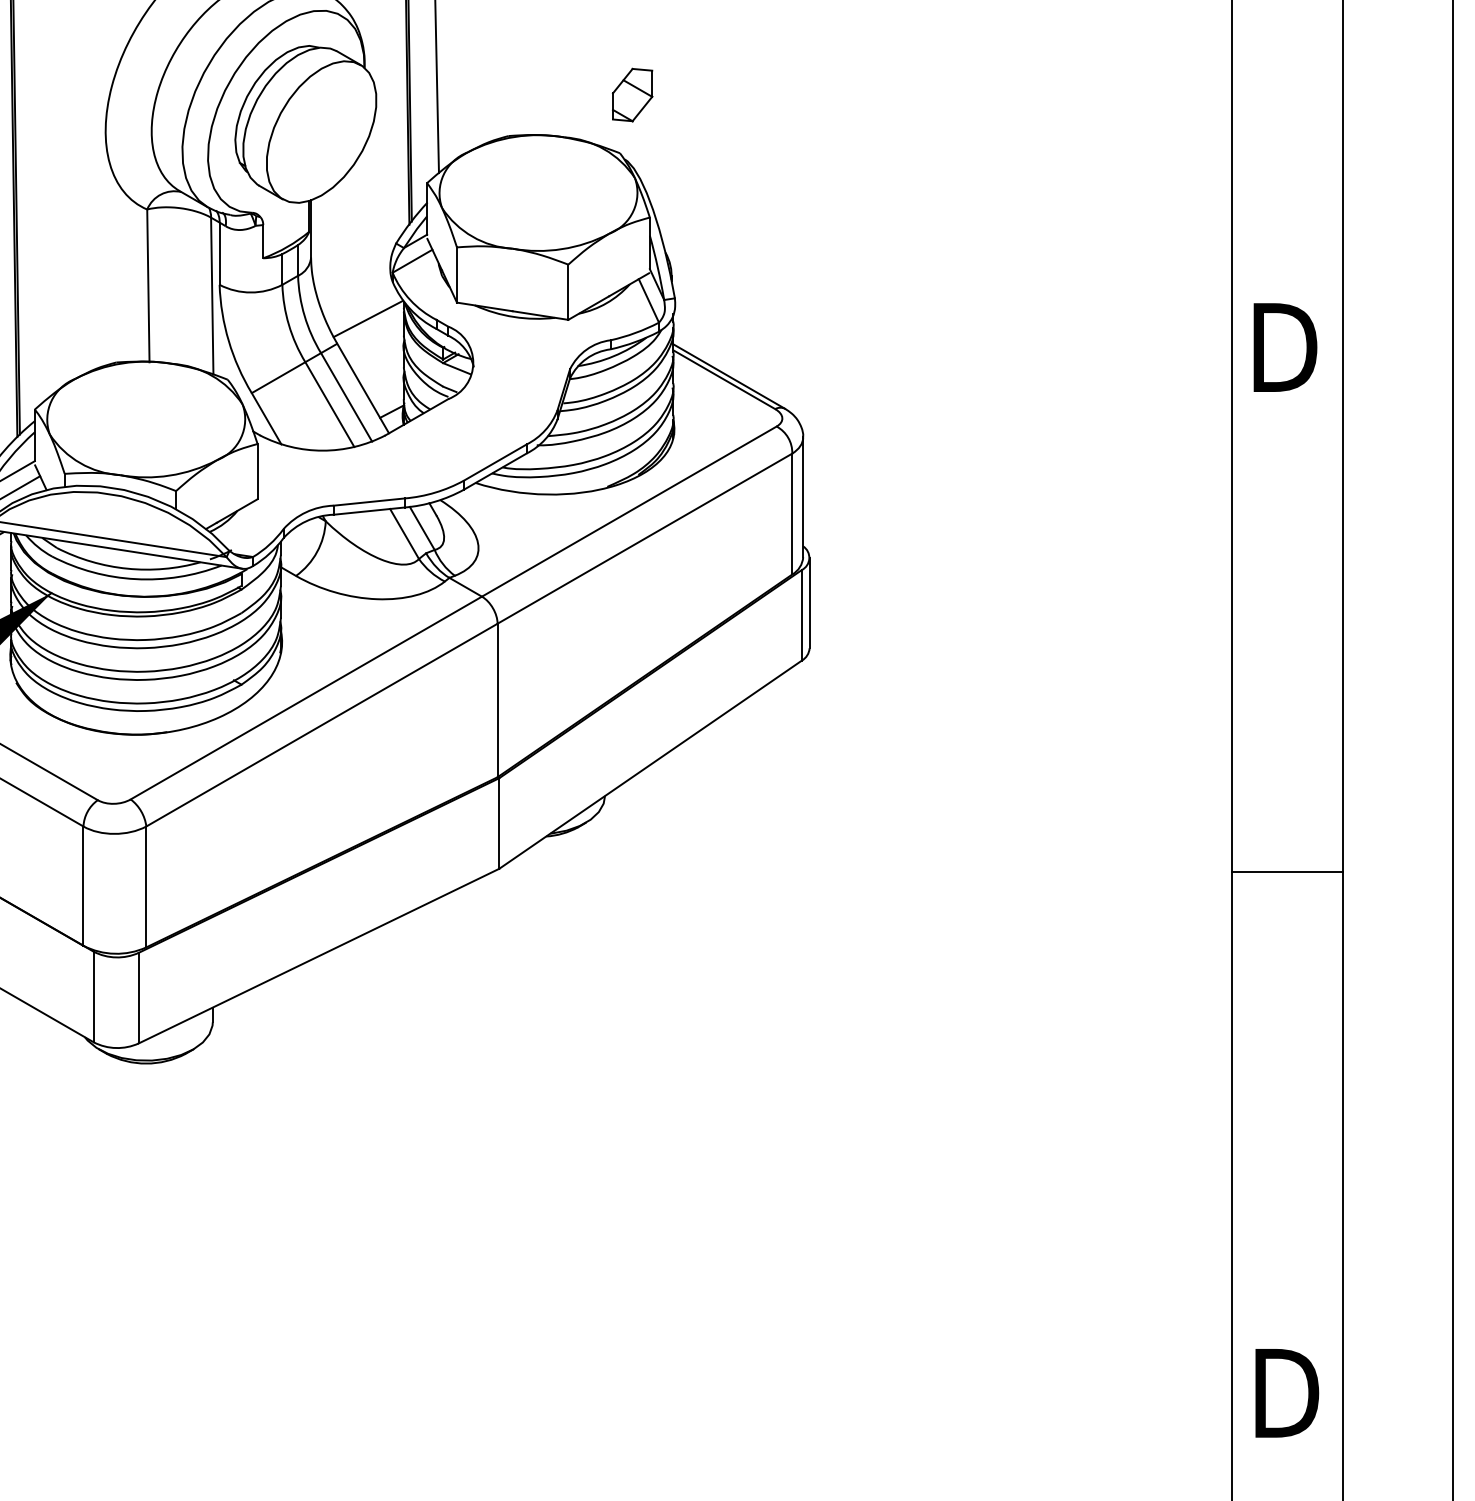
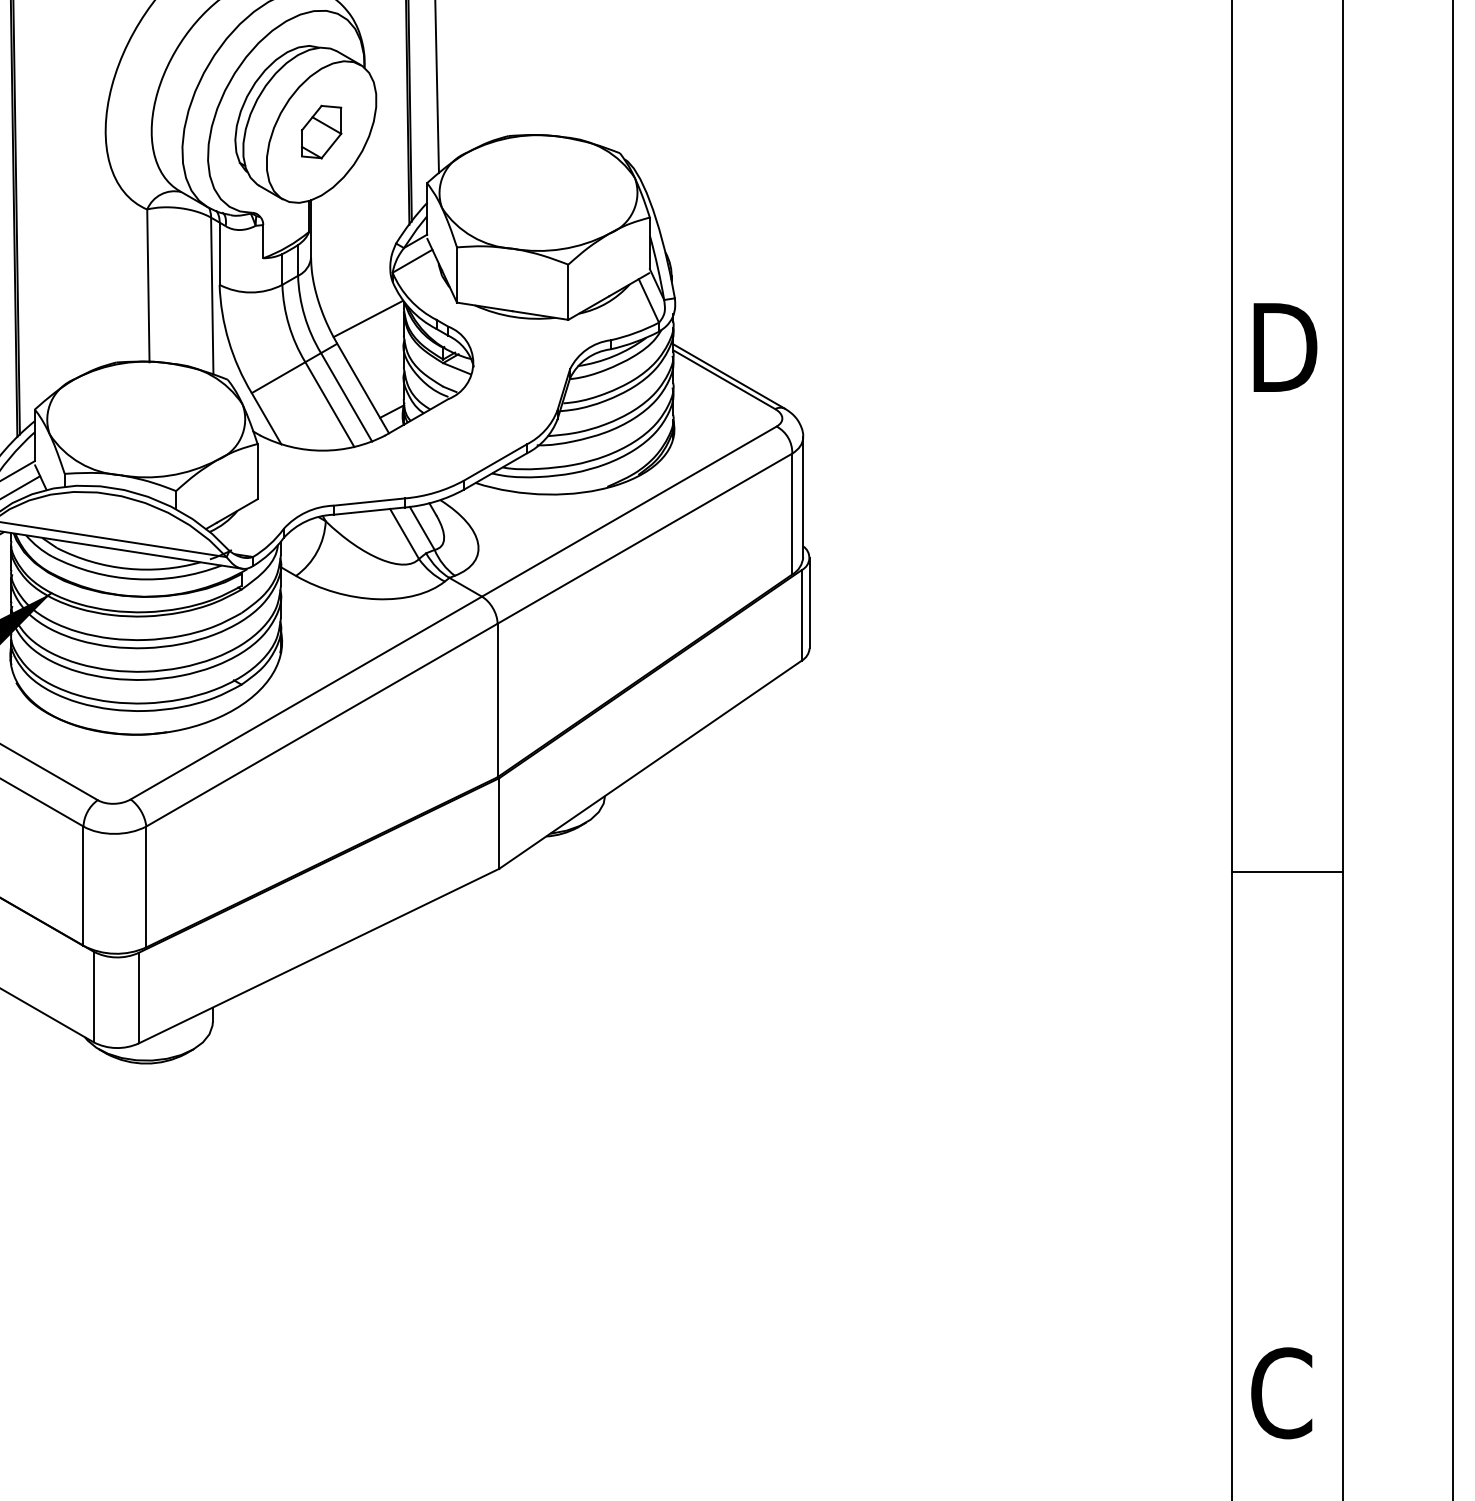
part position: (632, 94) -> (321, 131) (321, 131)
text: D -> C (1285, 1393)
